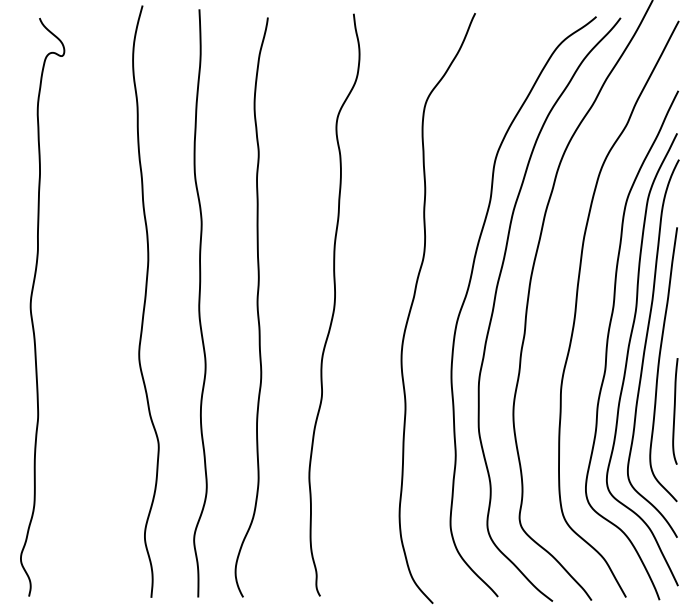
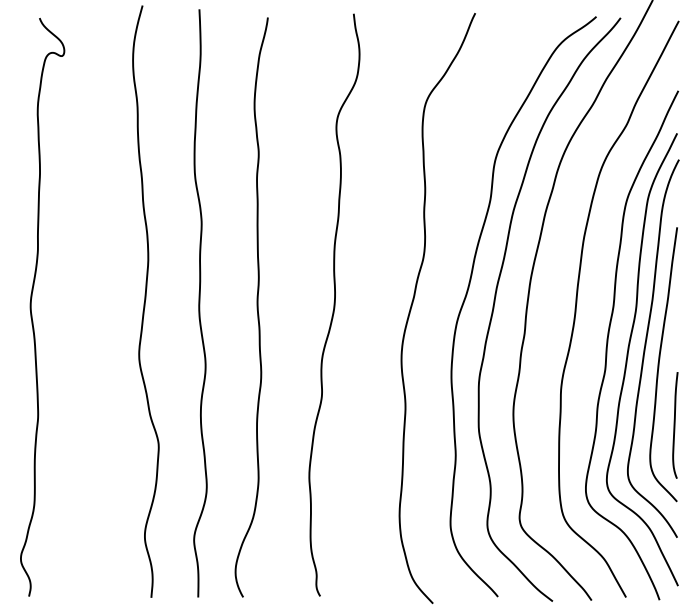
curve position: (675, 411) -> (675, 425) (675, 425)
